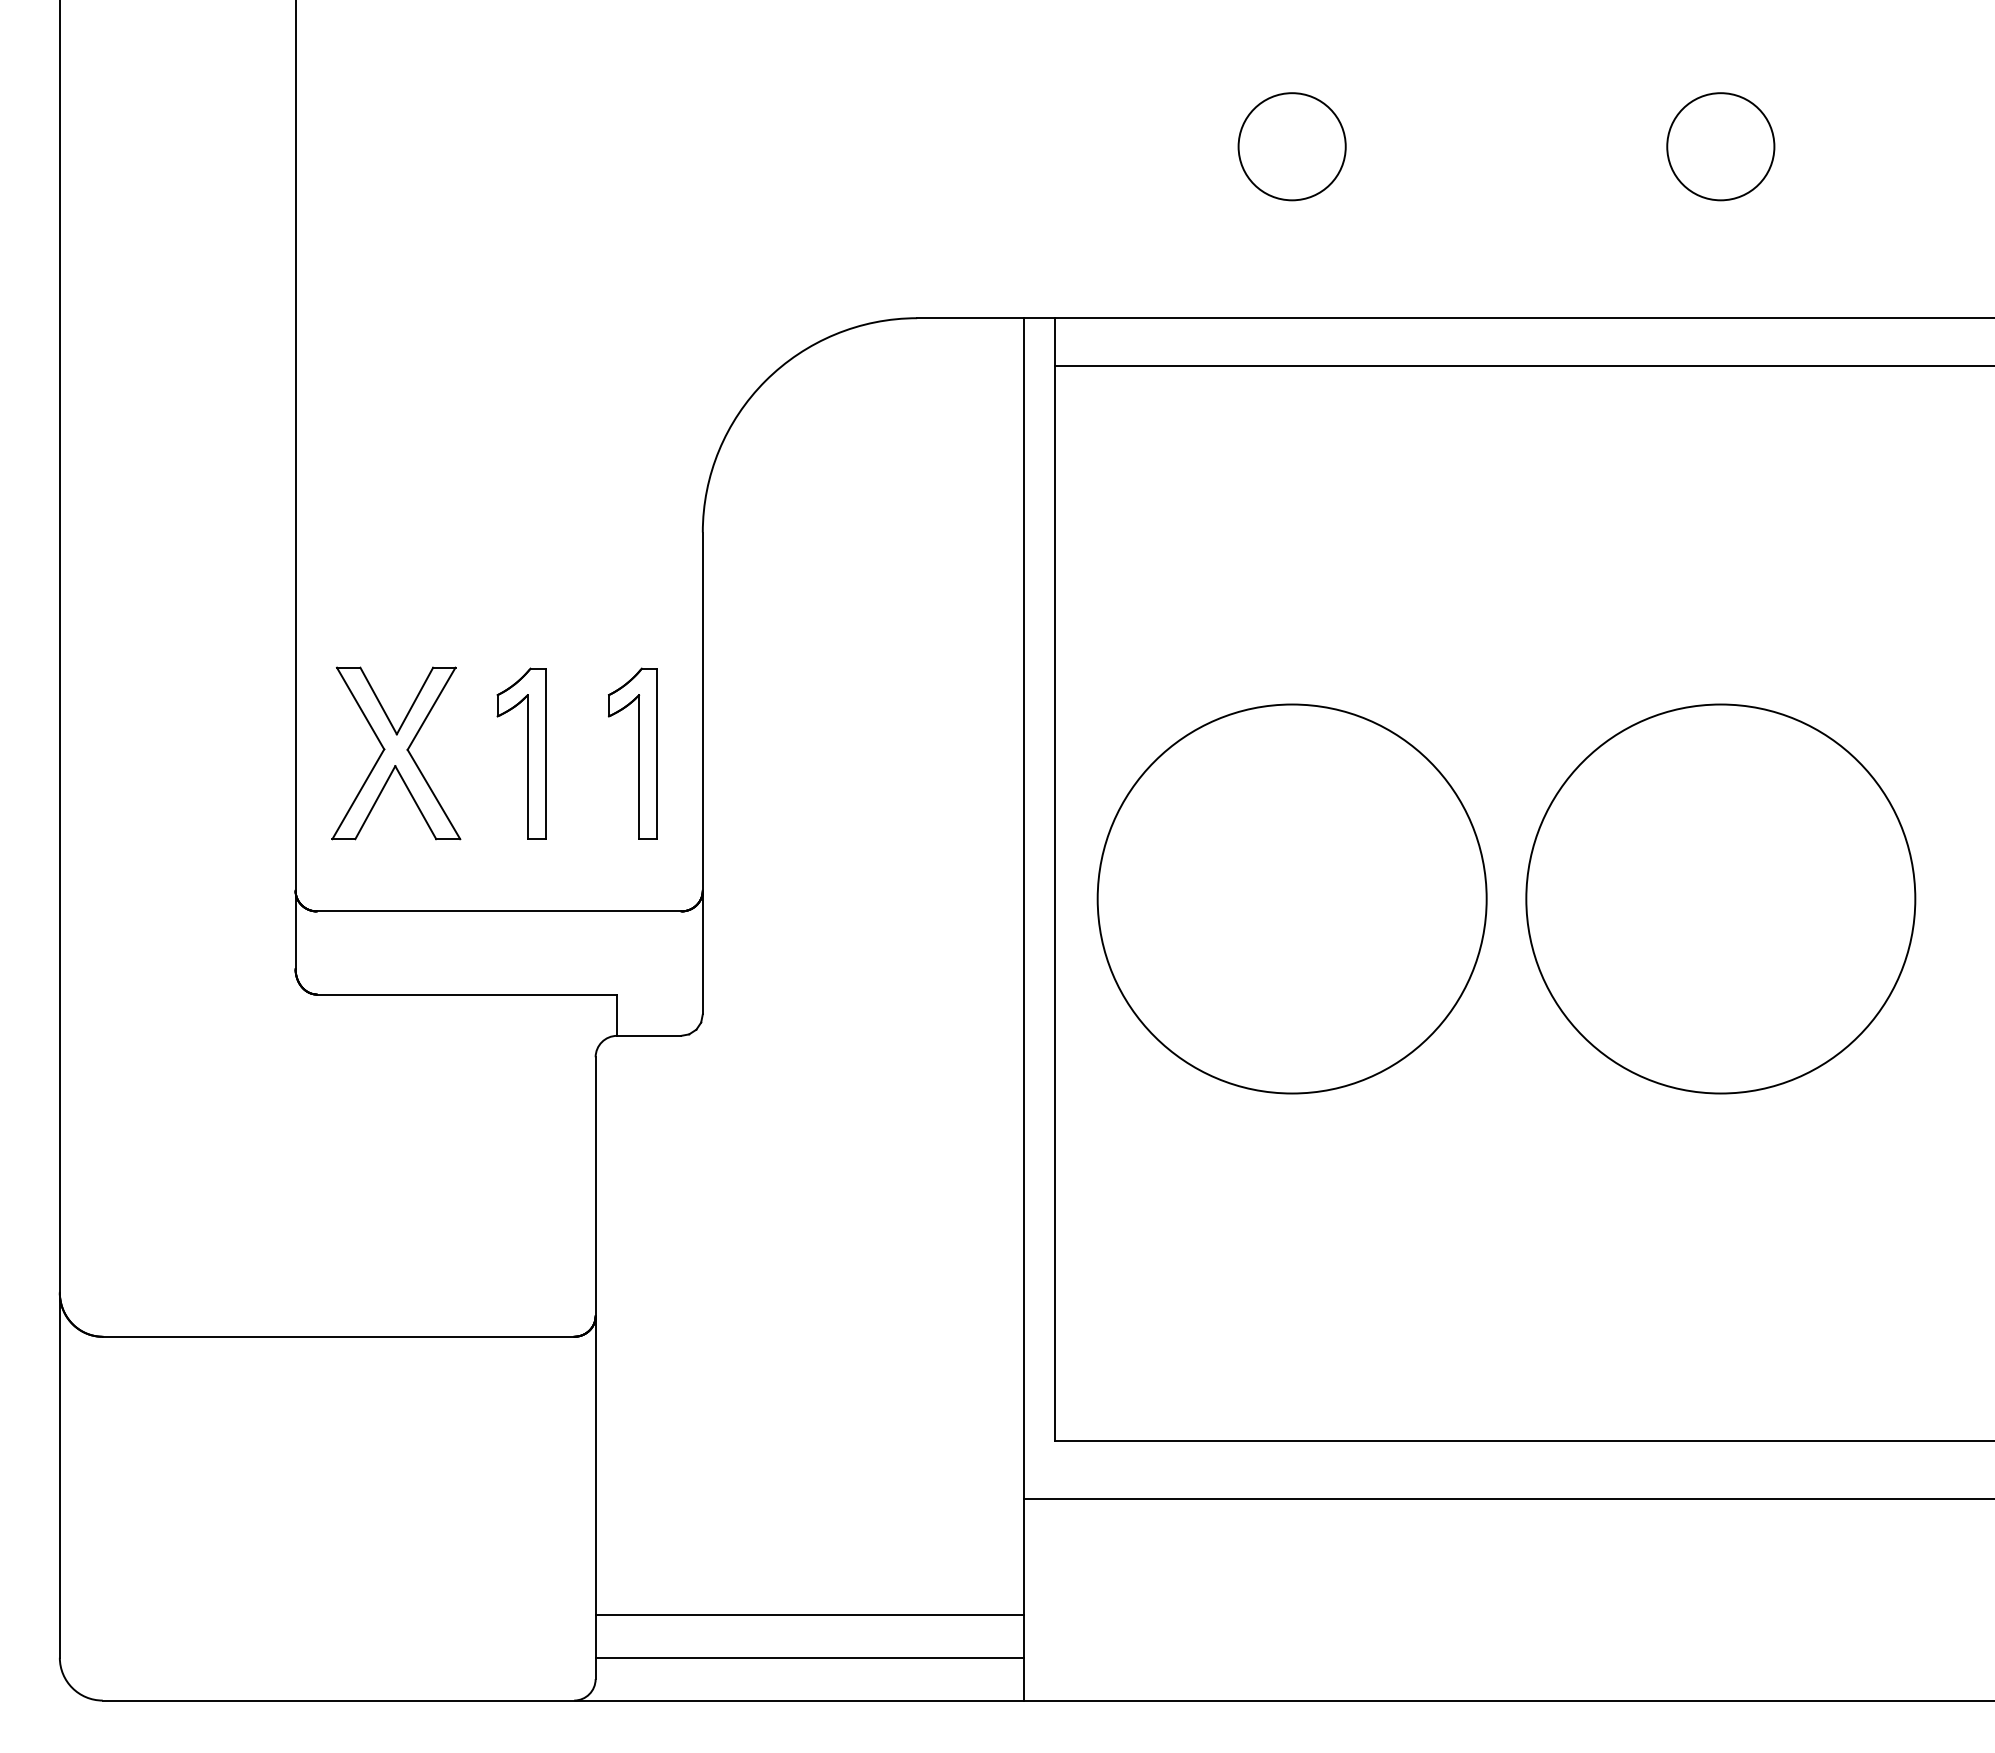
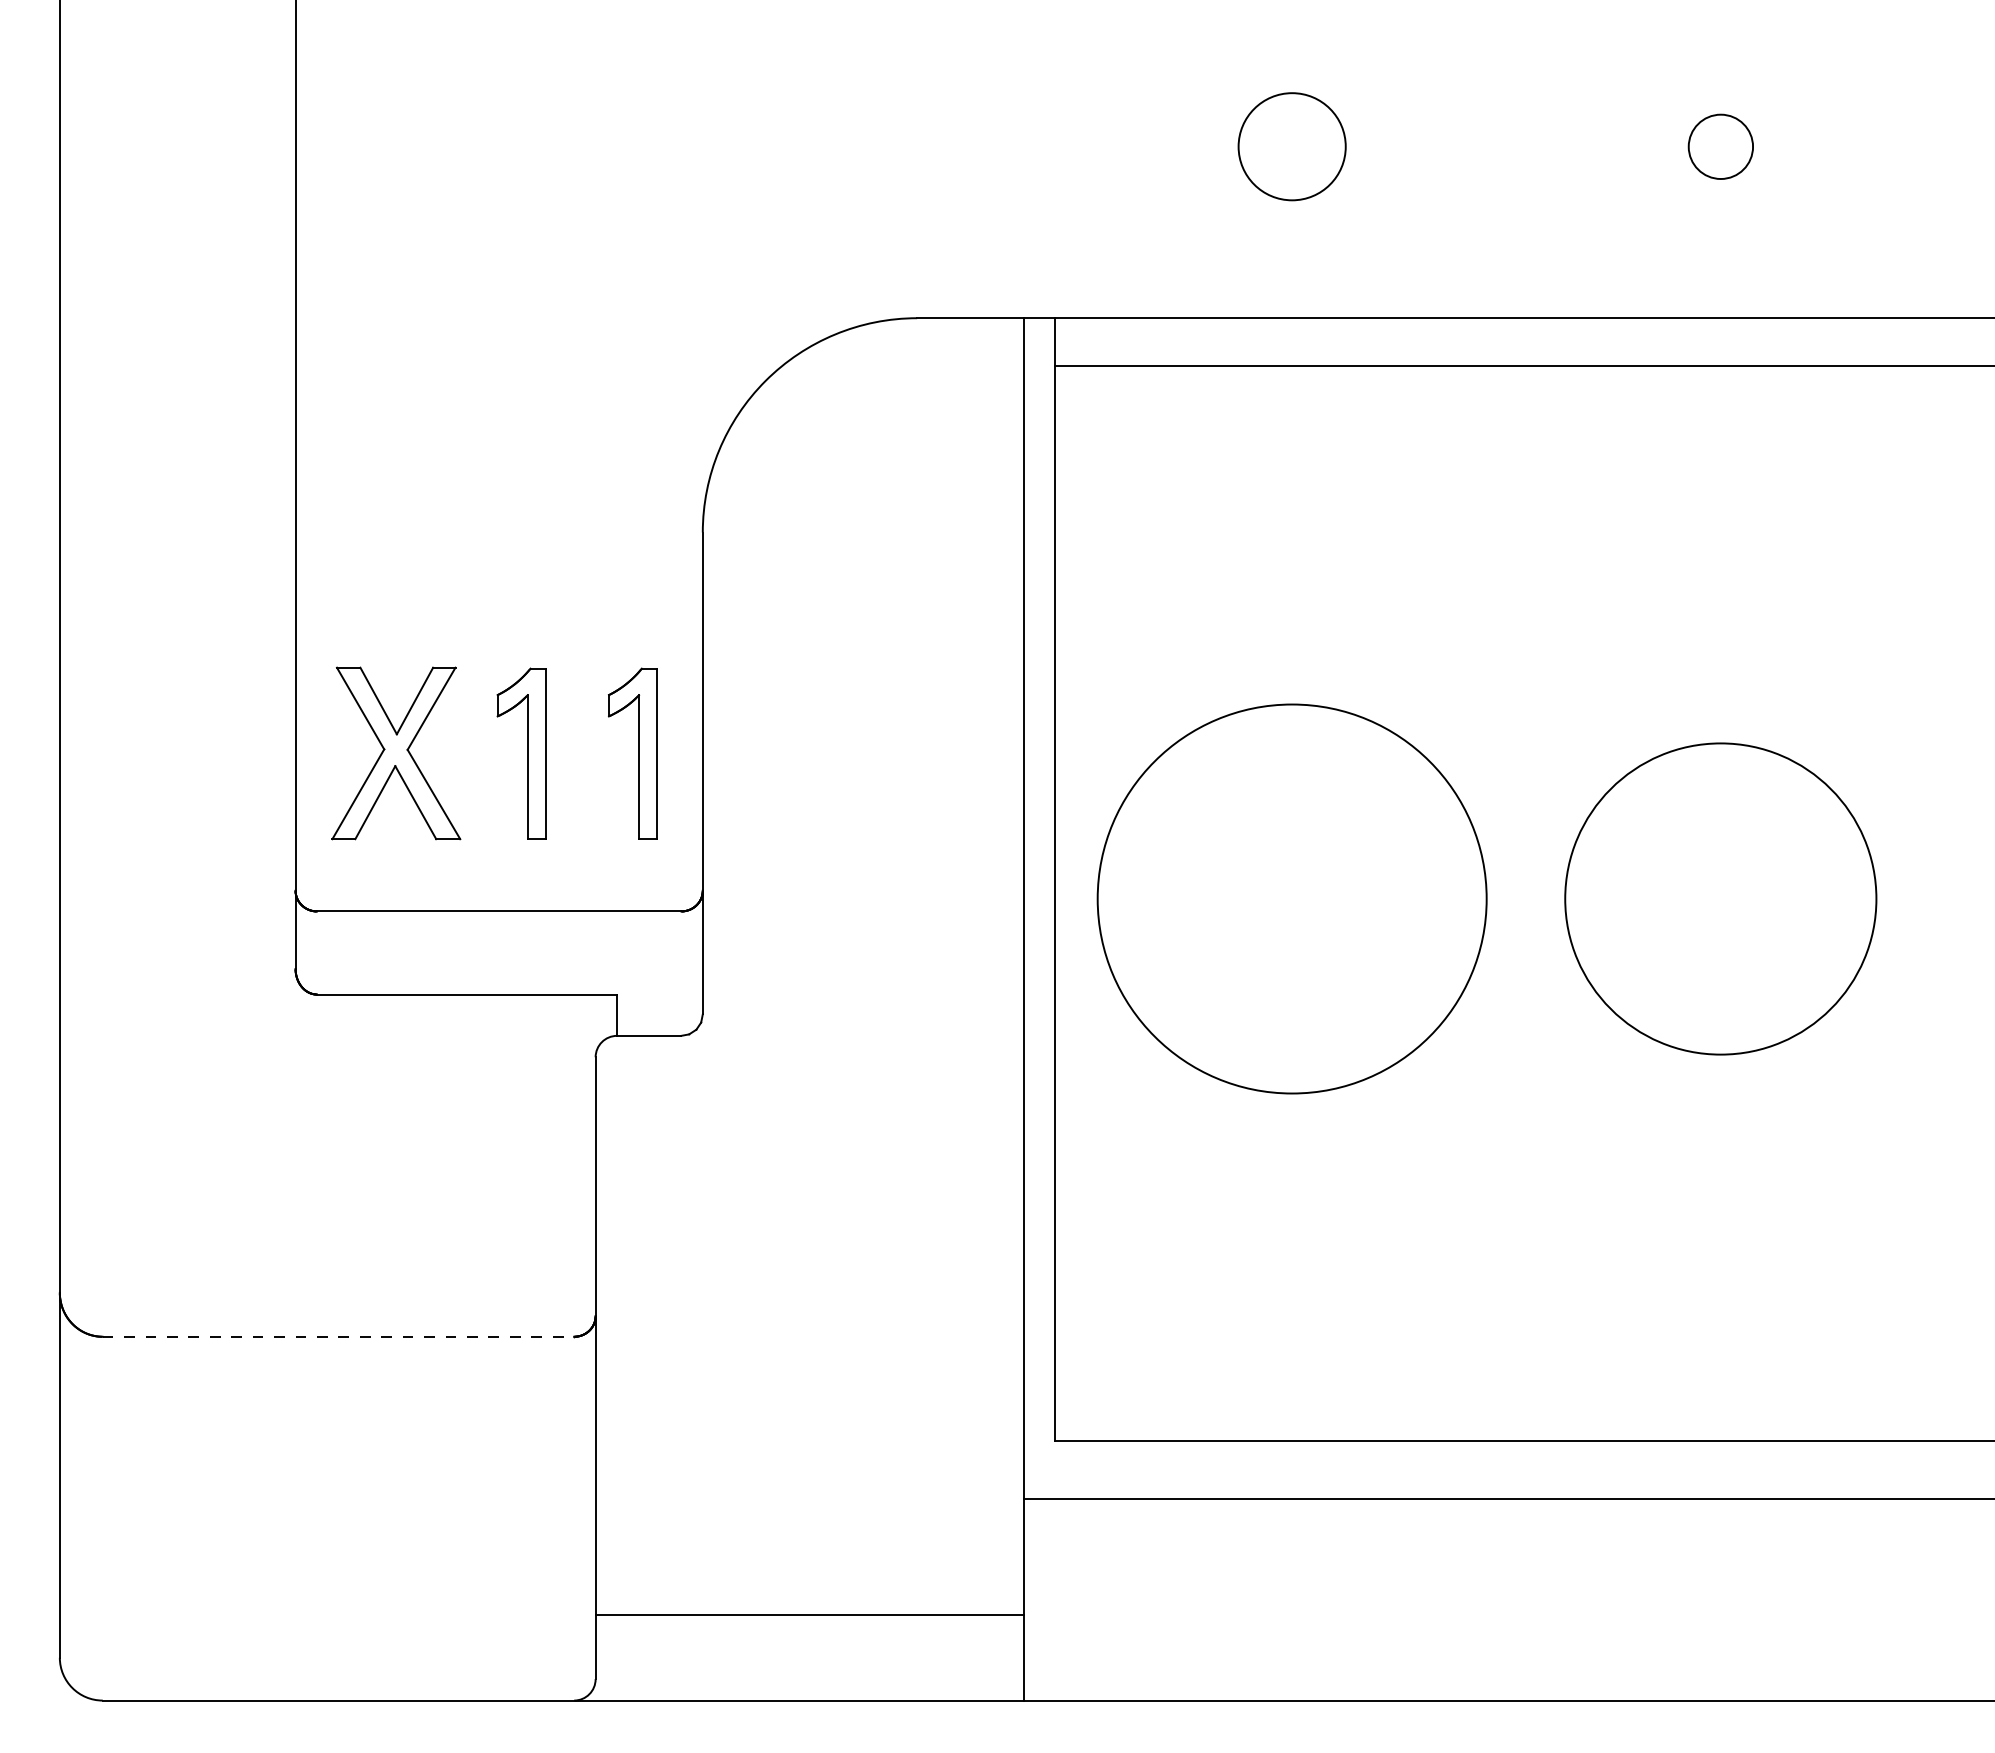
circle size: 110x110 px -> 67x67 px (1720, 146)
circle diameter: 389 px -> 311 px (1720, 898)
line: solid -> dashed (338, 1336)
line: present -> none (809, 1657)
